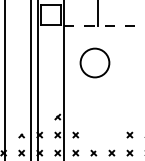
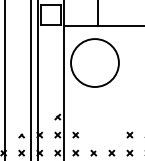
line: dashed -> solid (104, 26)
circle diameter: 29 px -> 48 px (94, 62)
